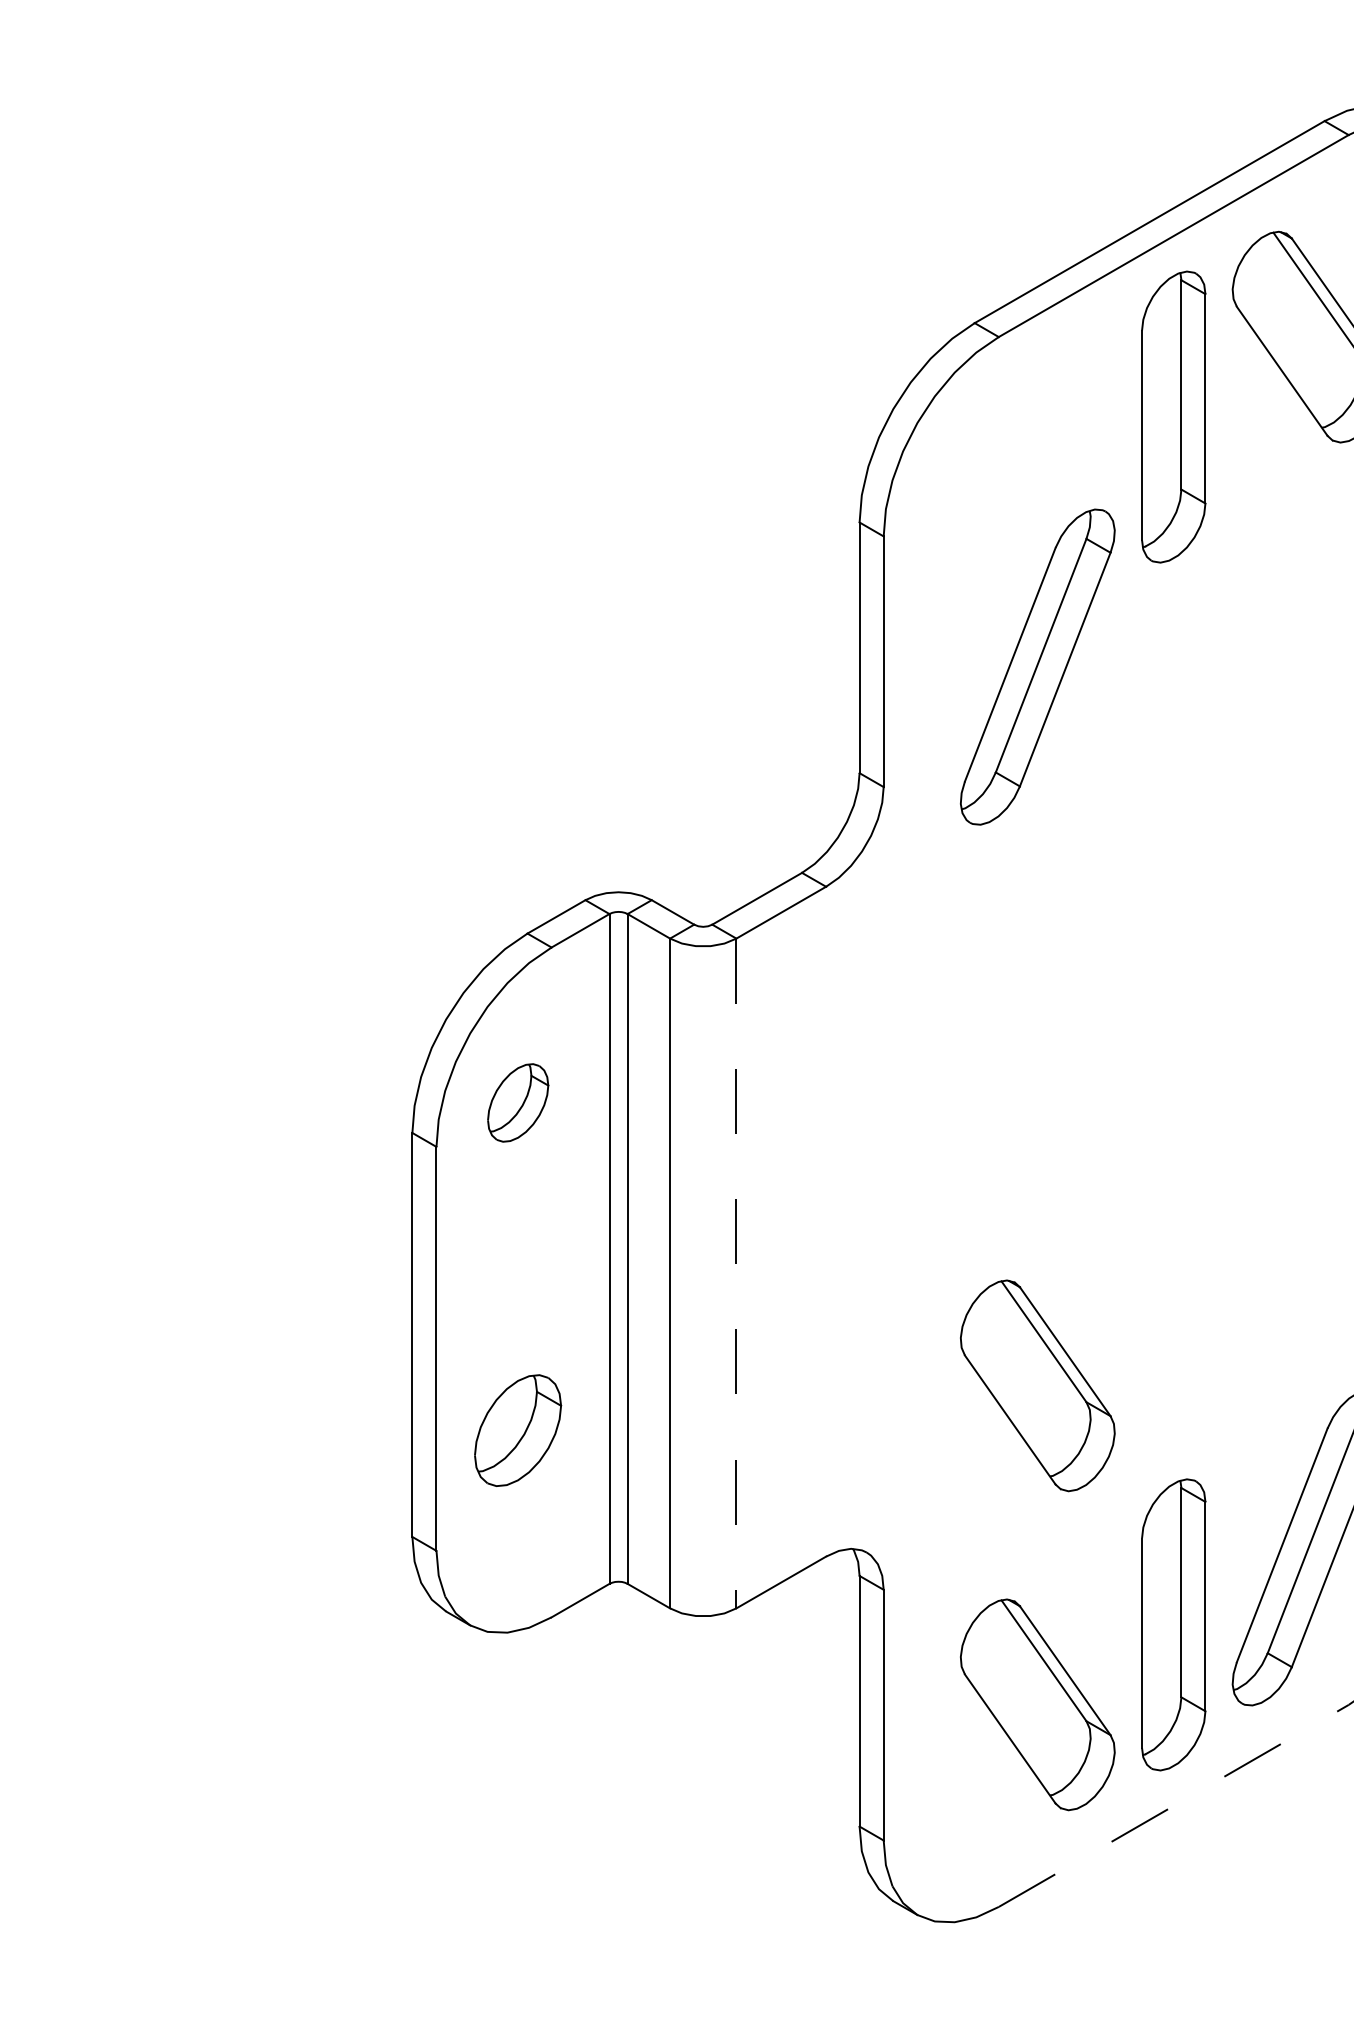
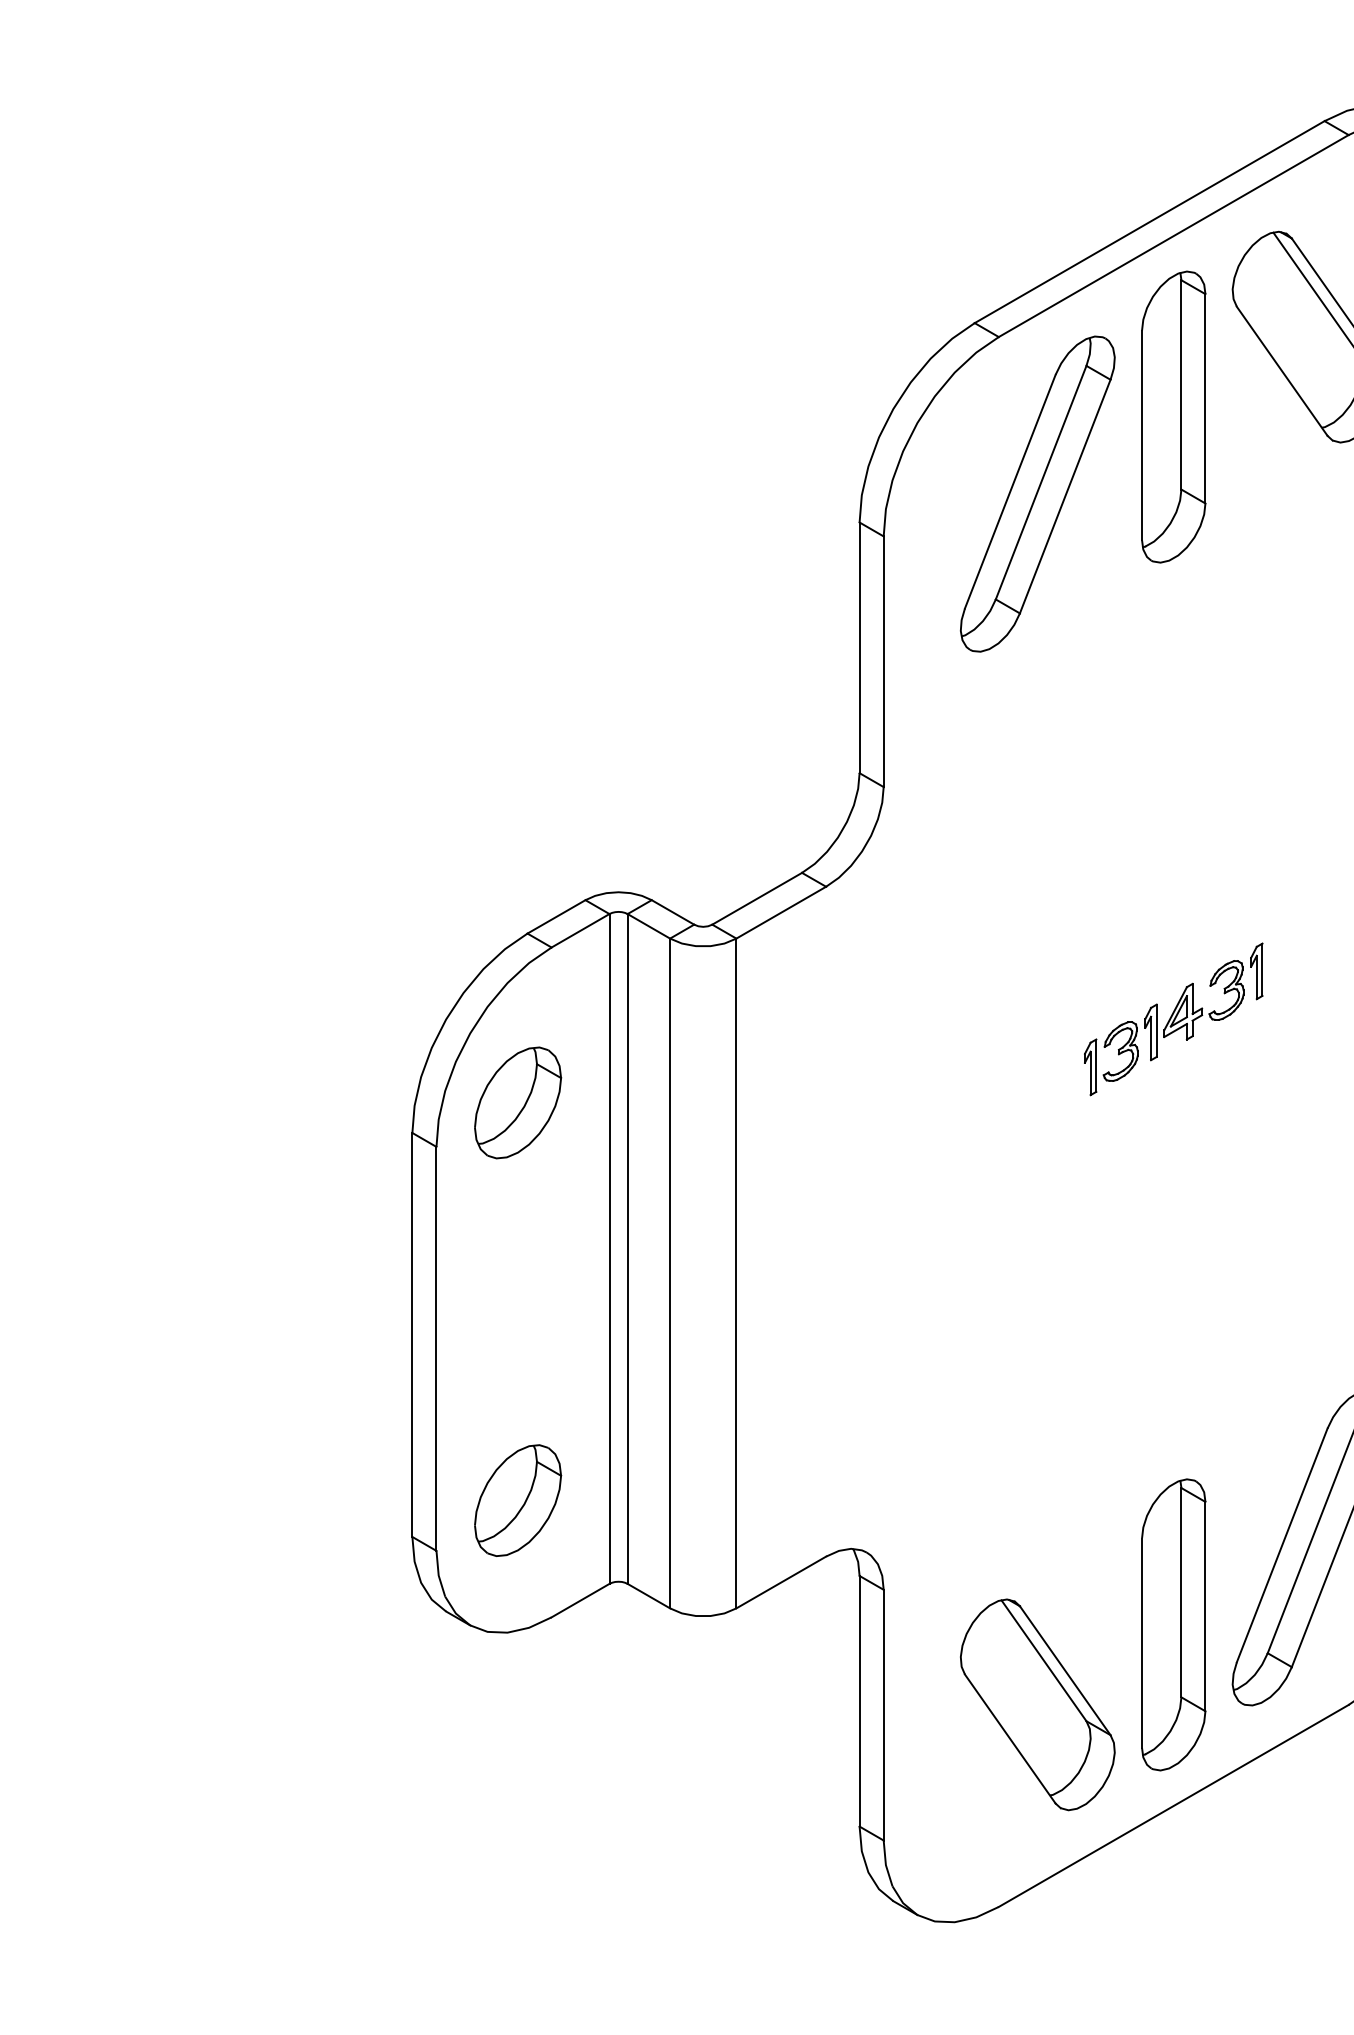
part position: (1037, 666) -> (1037, 493) (1037, 493)
part: none -> present (1173, 1019)
part size: 63x80 px -> 89x114 px (518, 1102)
line: dashed -> solid (736, 1273)
part: present -> none (1037, 1385)
part position: (518, 1430) -> (518, 1500) (518, 1500)
line: dashed -> solid (1173, 1805)
